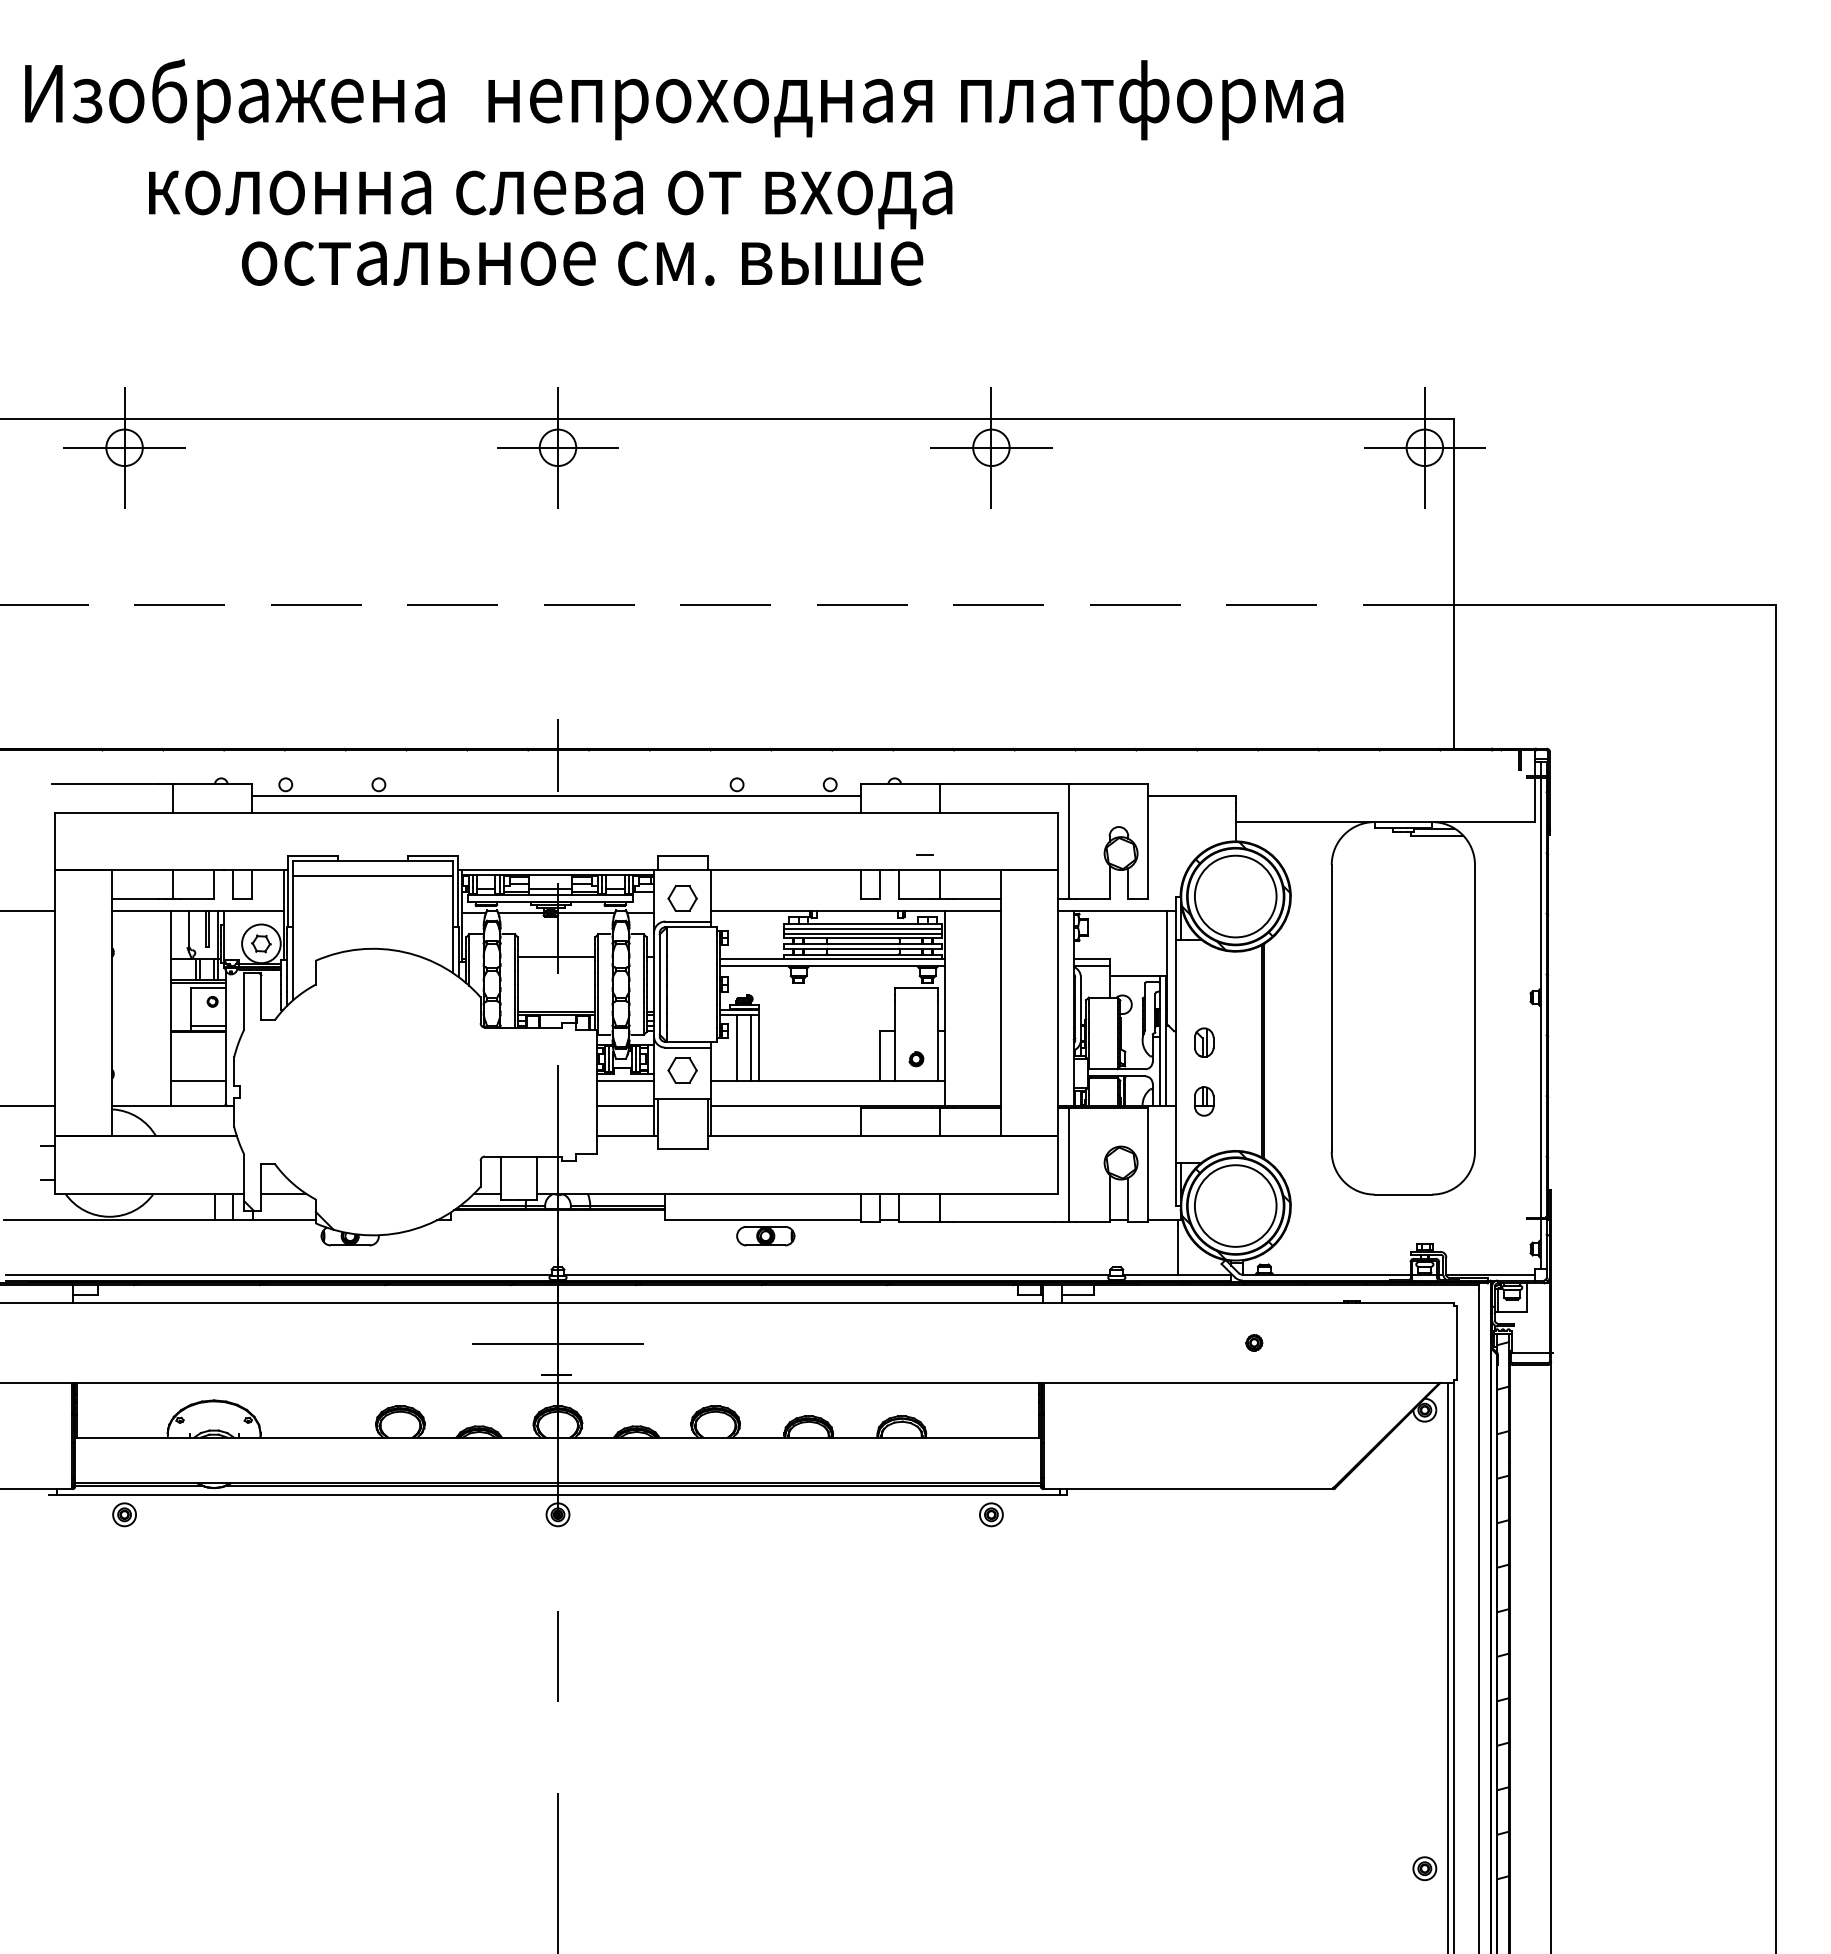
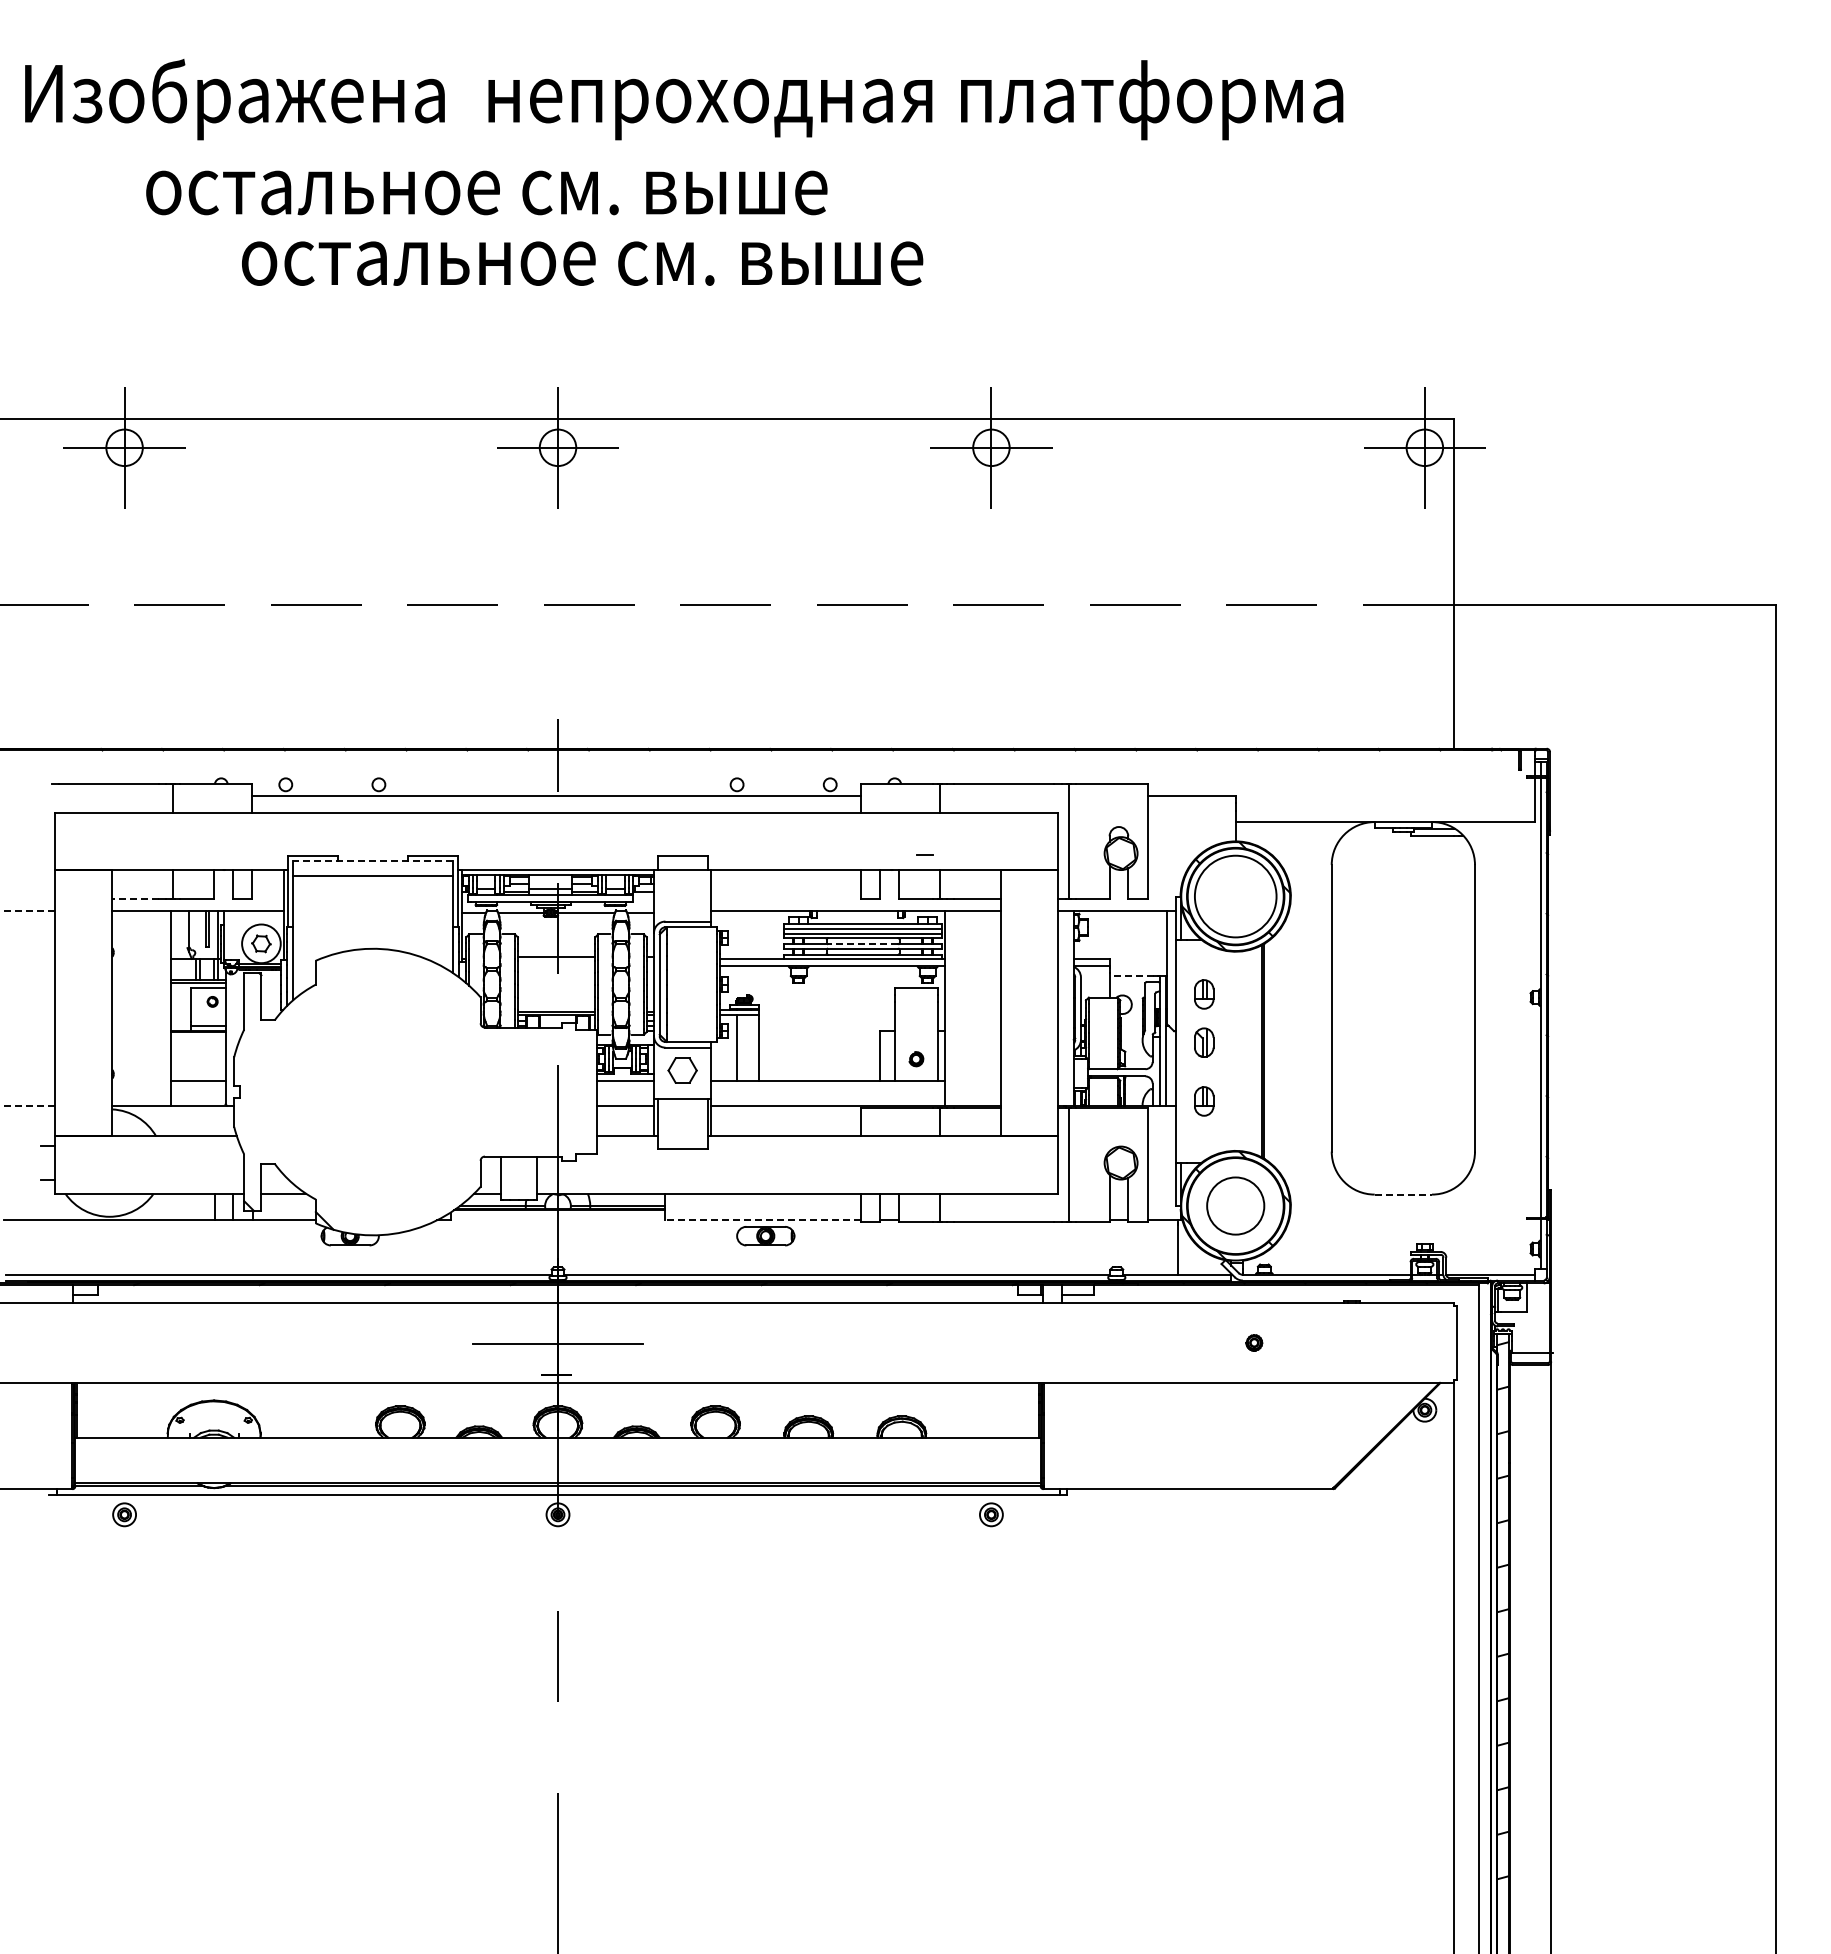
text: колонна слева от входа -> остальное см. выше (549, 199)
line: solid -> dashed (372, 861)
line: solid -> dashed (135, 898)
part: present -> none (682, 898)
line: solid -> dashed (27, 910)
line: solid -> dashed (862, 944)
line: solid -> dashed (1131, 976)
part: none -> present (1204, 994)
line: present -> none (751, 1047)
line: solid -> dashed (27, 1105)
line: solid -> dashed (1403, 1194)
circle diameter: 82 px -> 57 px (1235, 1205)
line: solid -> dashed (763, 1220)
line: present -> none (1447, 1666)
part: present -> none (1424, 1868)
